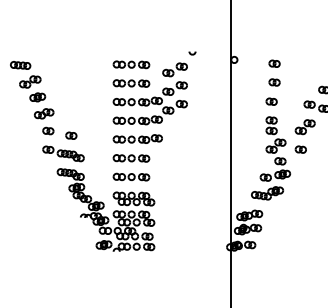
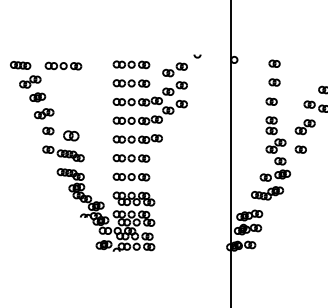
curve position: (192, 53) -> (197, 56) (197, 56)
part: none -> present (63, 65)
part size: 13x9 px -> 17x12 px (71, 135)
